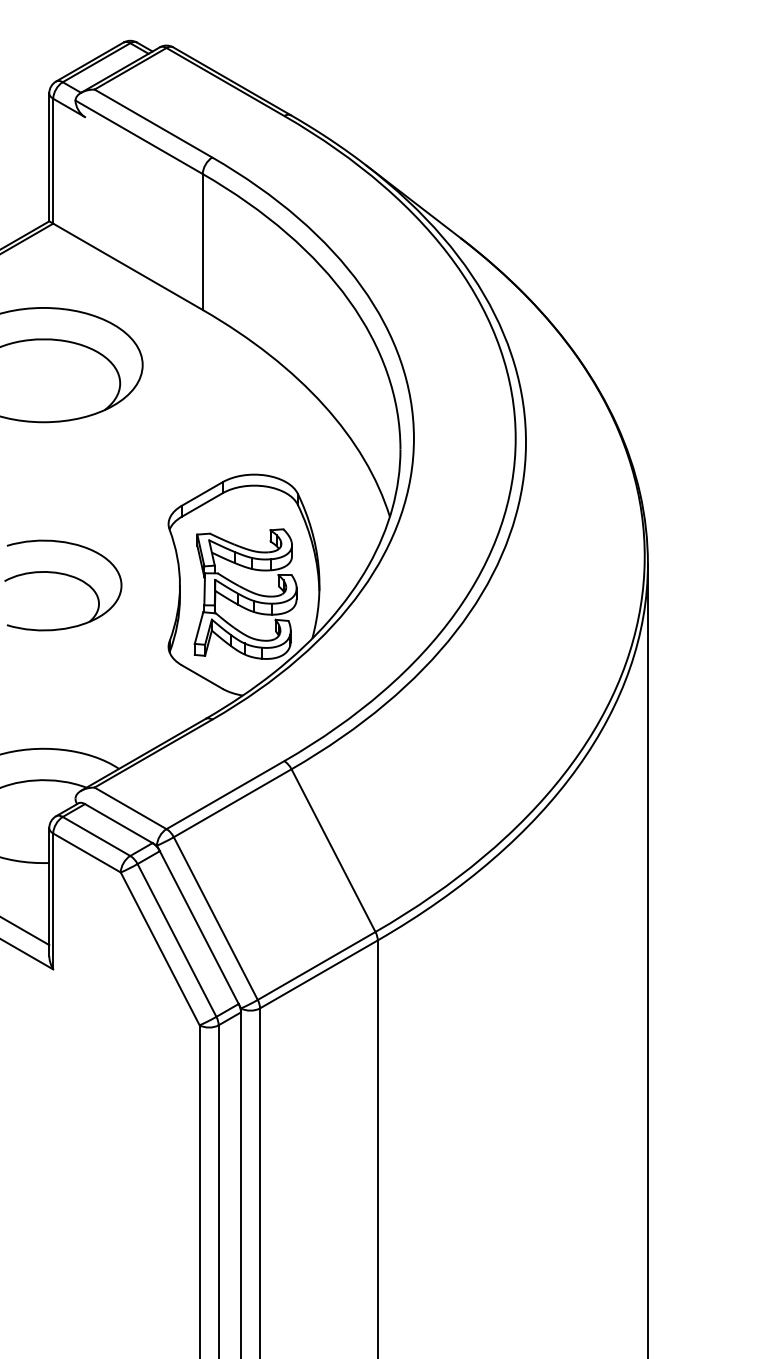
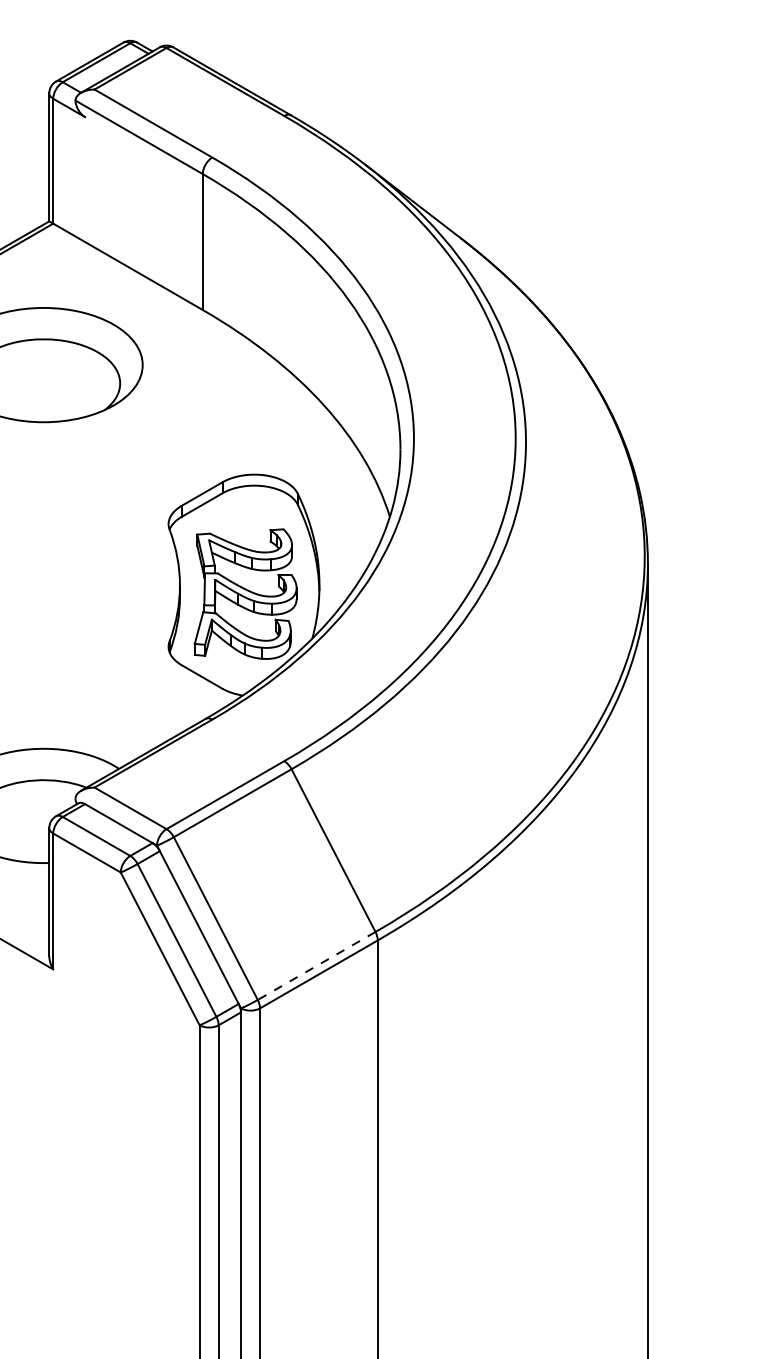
part: present -> none (64, 575)
line: present -> none (25, 931)
line: solid -> dashed (316, 965)
